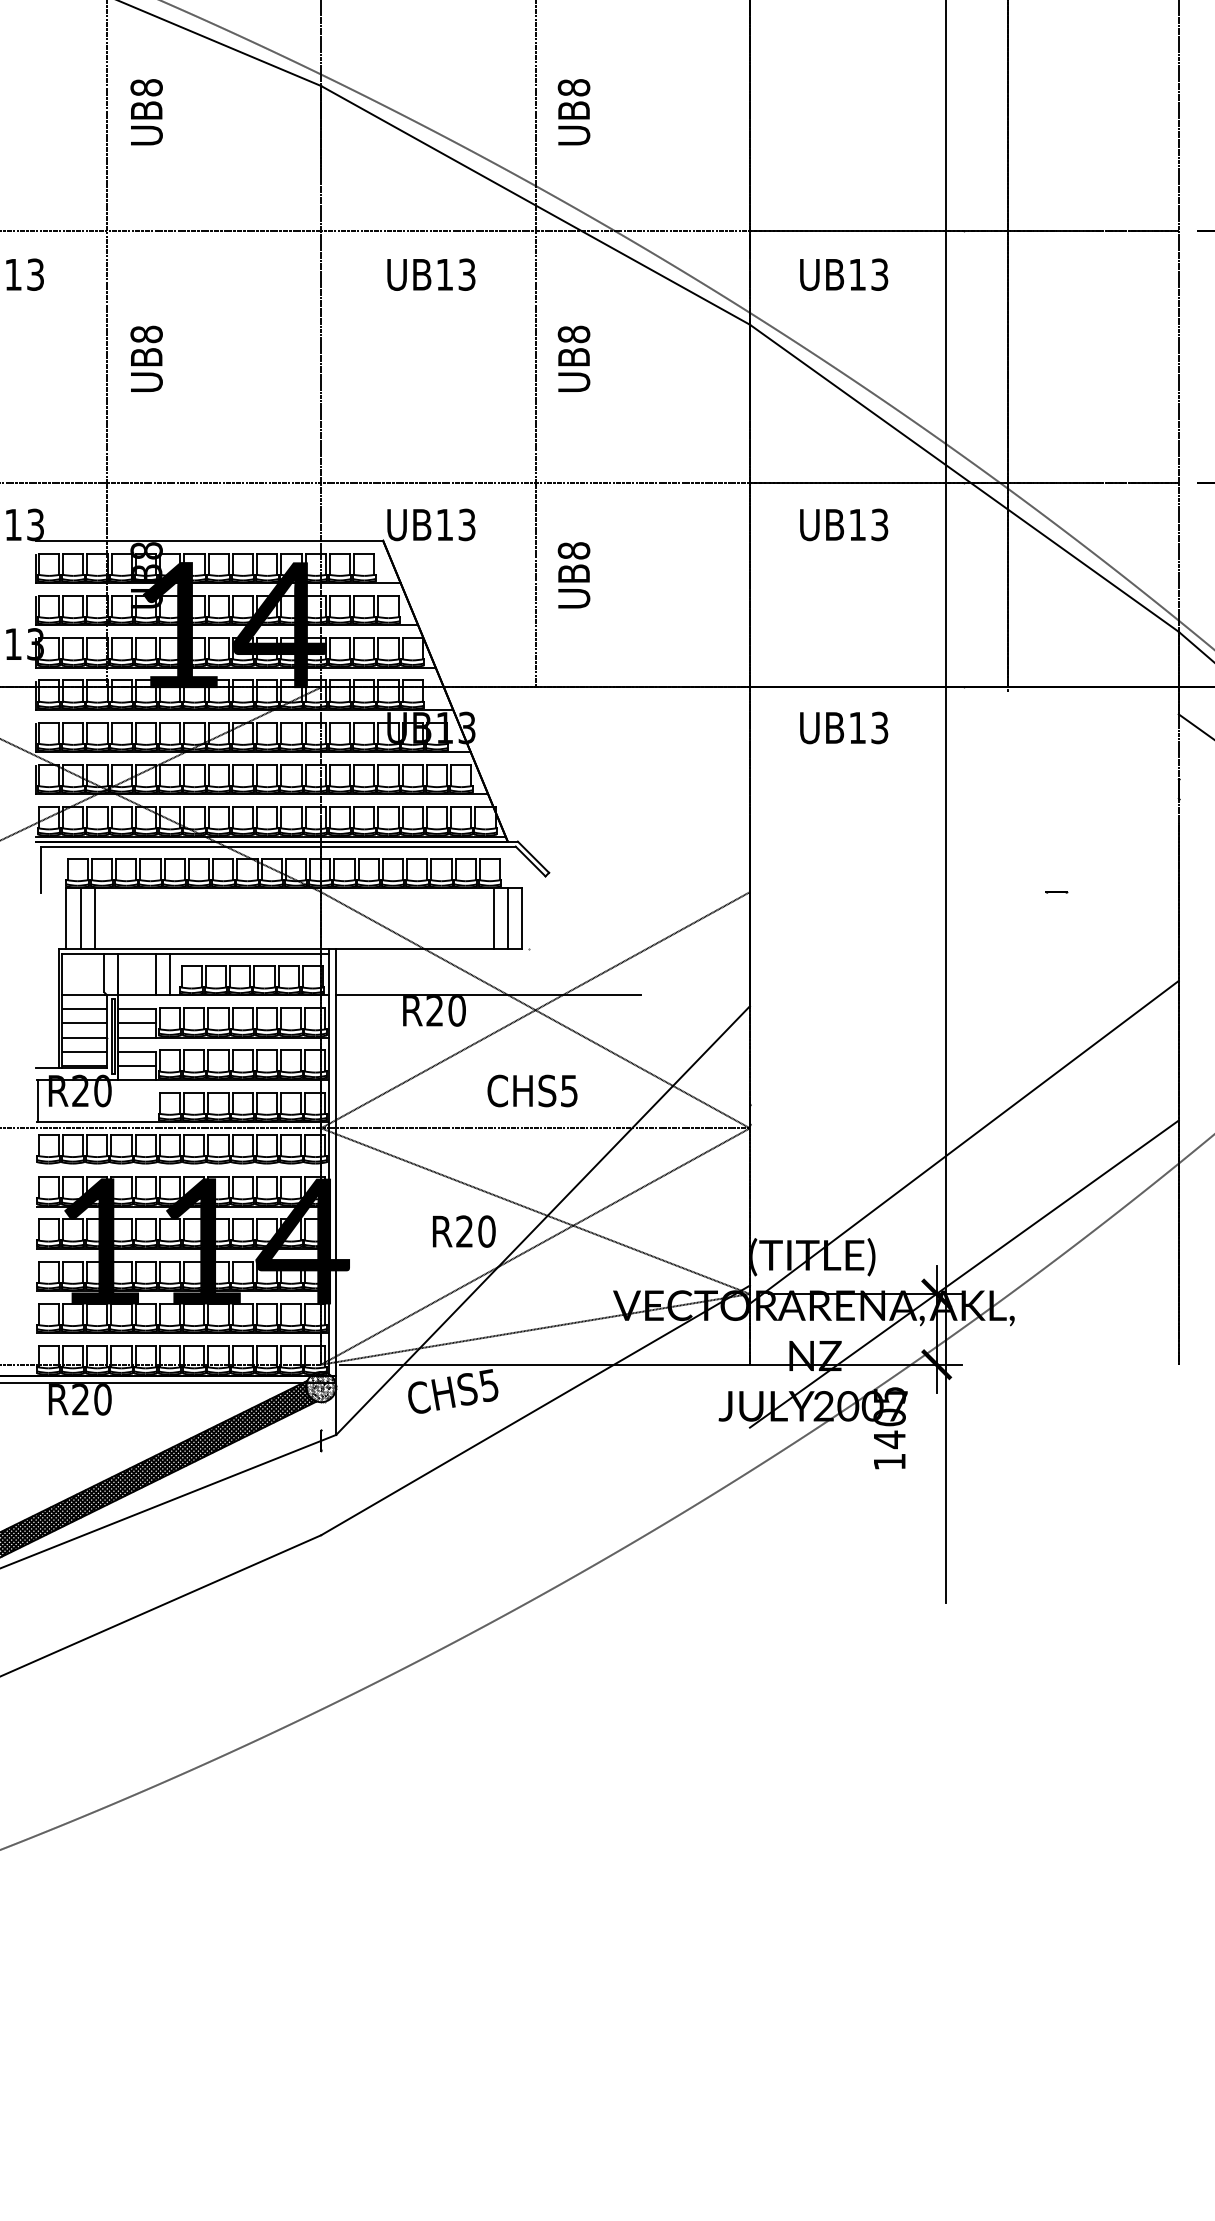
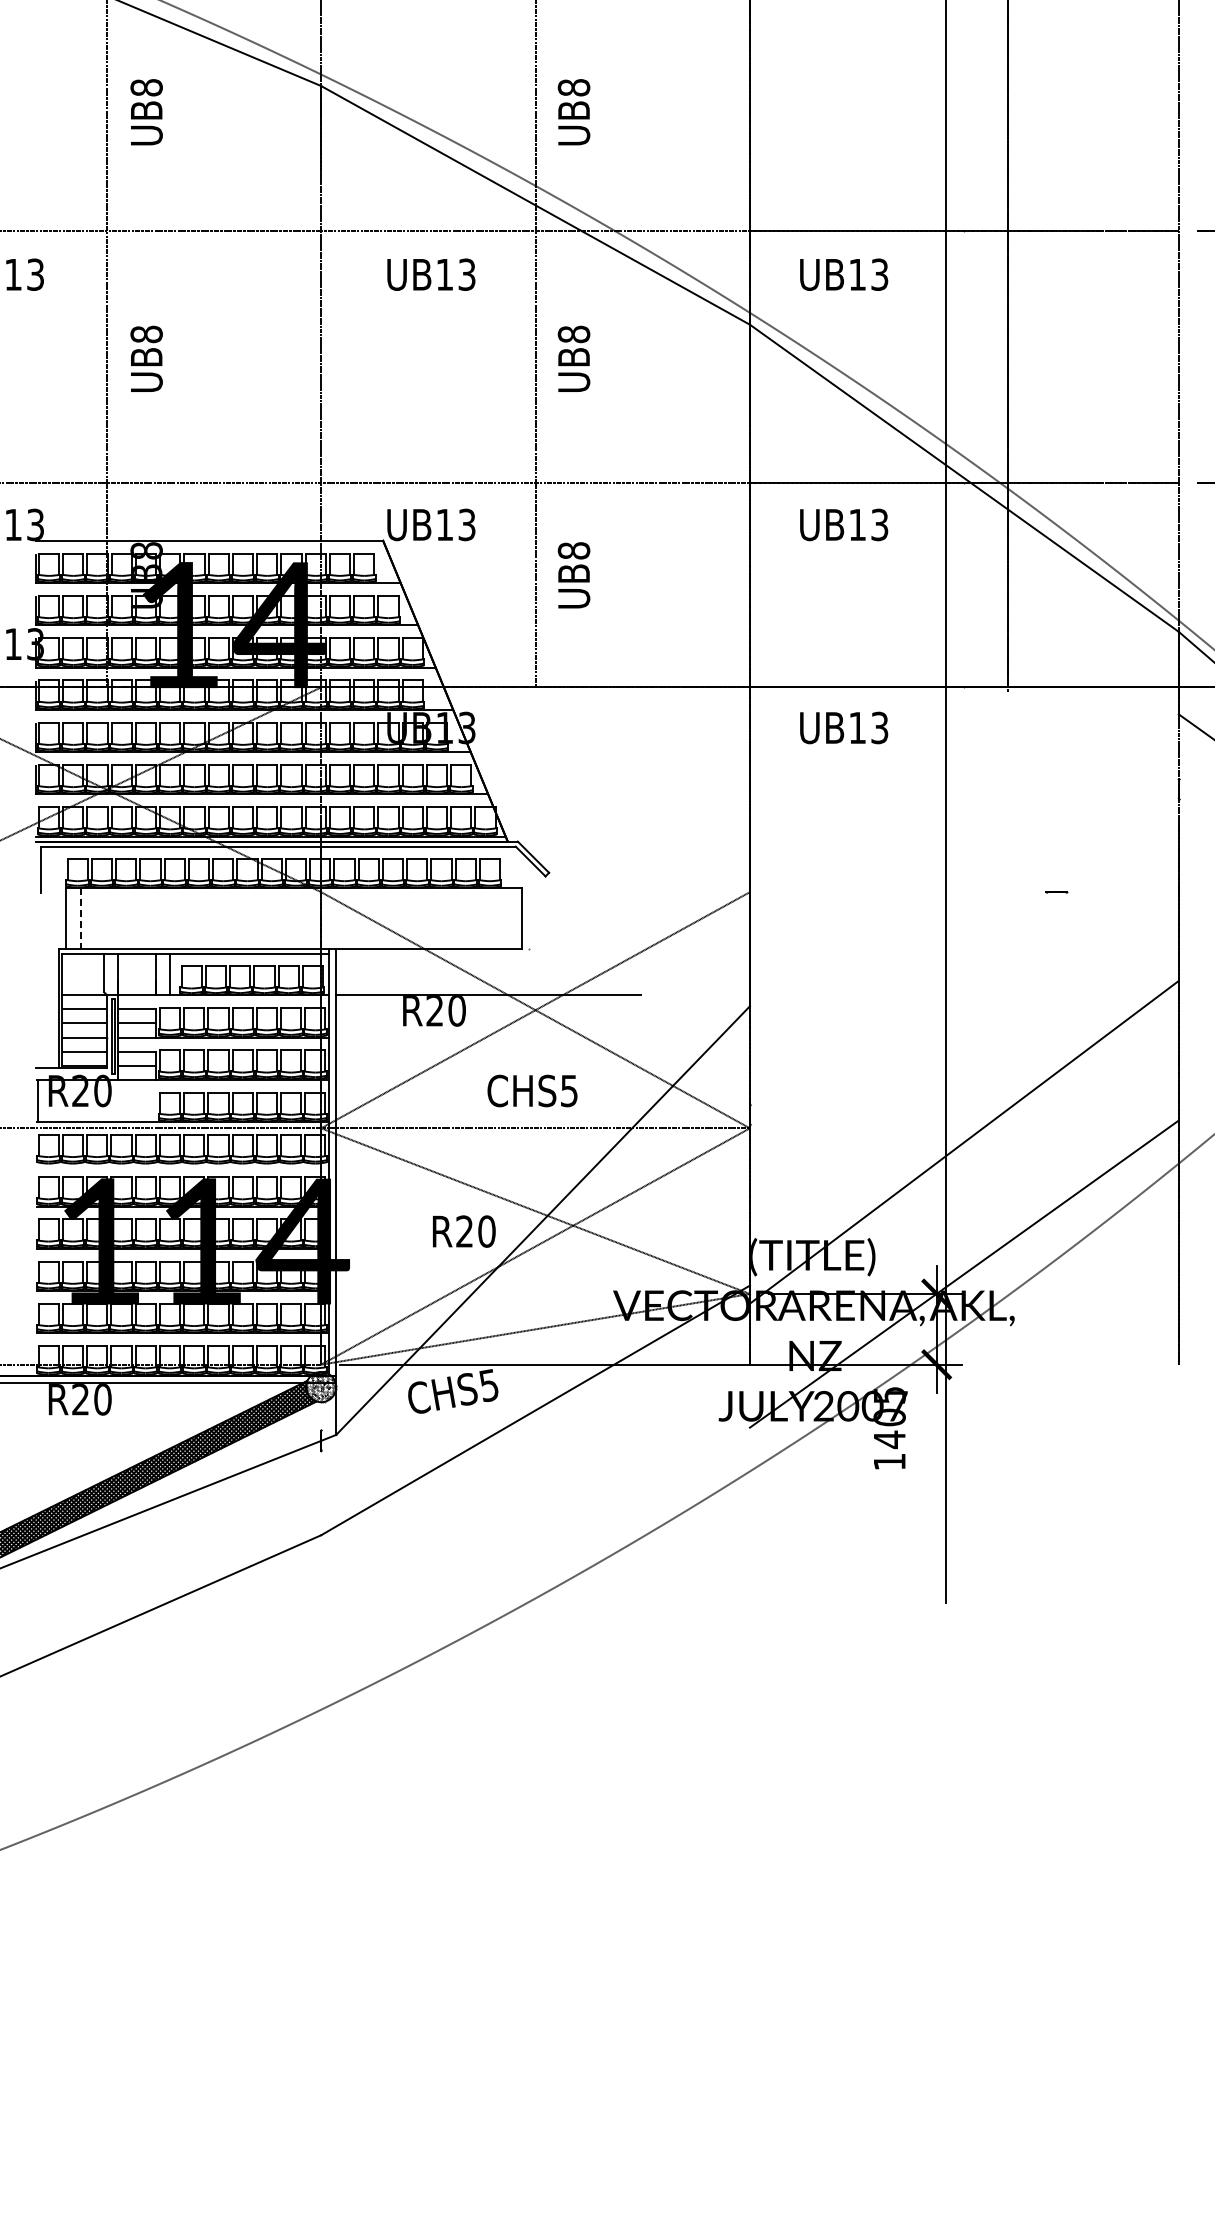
line: present -> none (94, 918)
line: present -> none (493, 918)
line: present -> none (507, 918)
line: solid -> dashed (80, 919)
